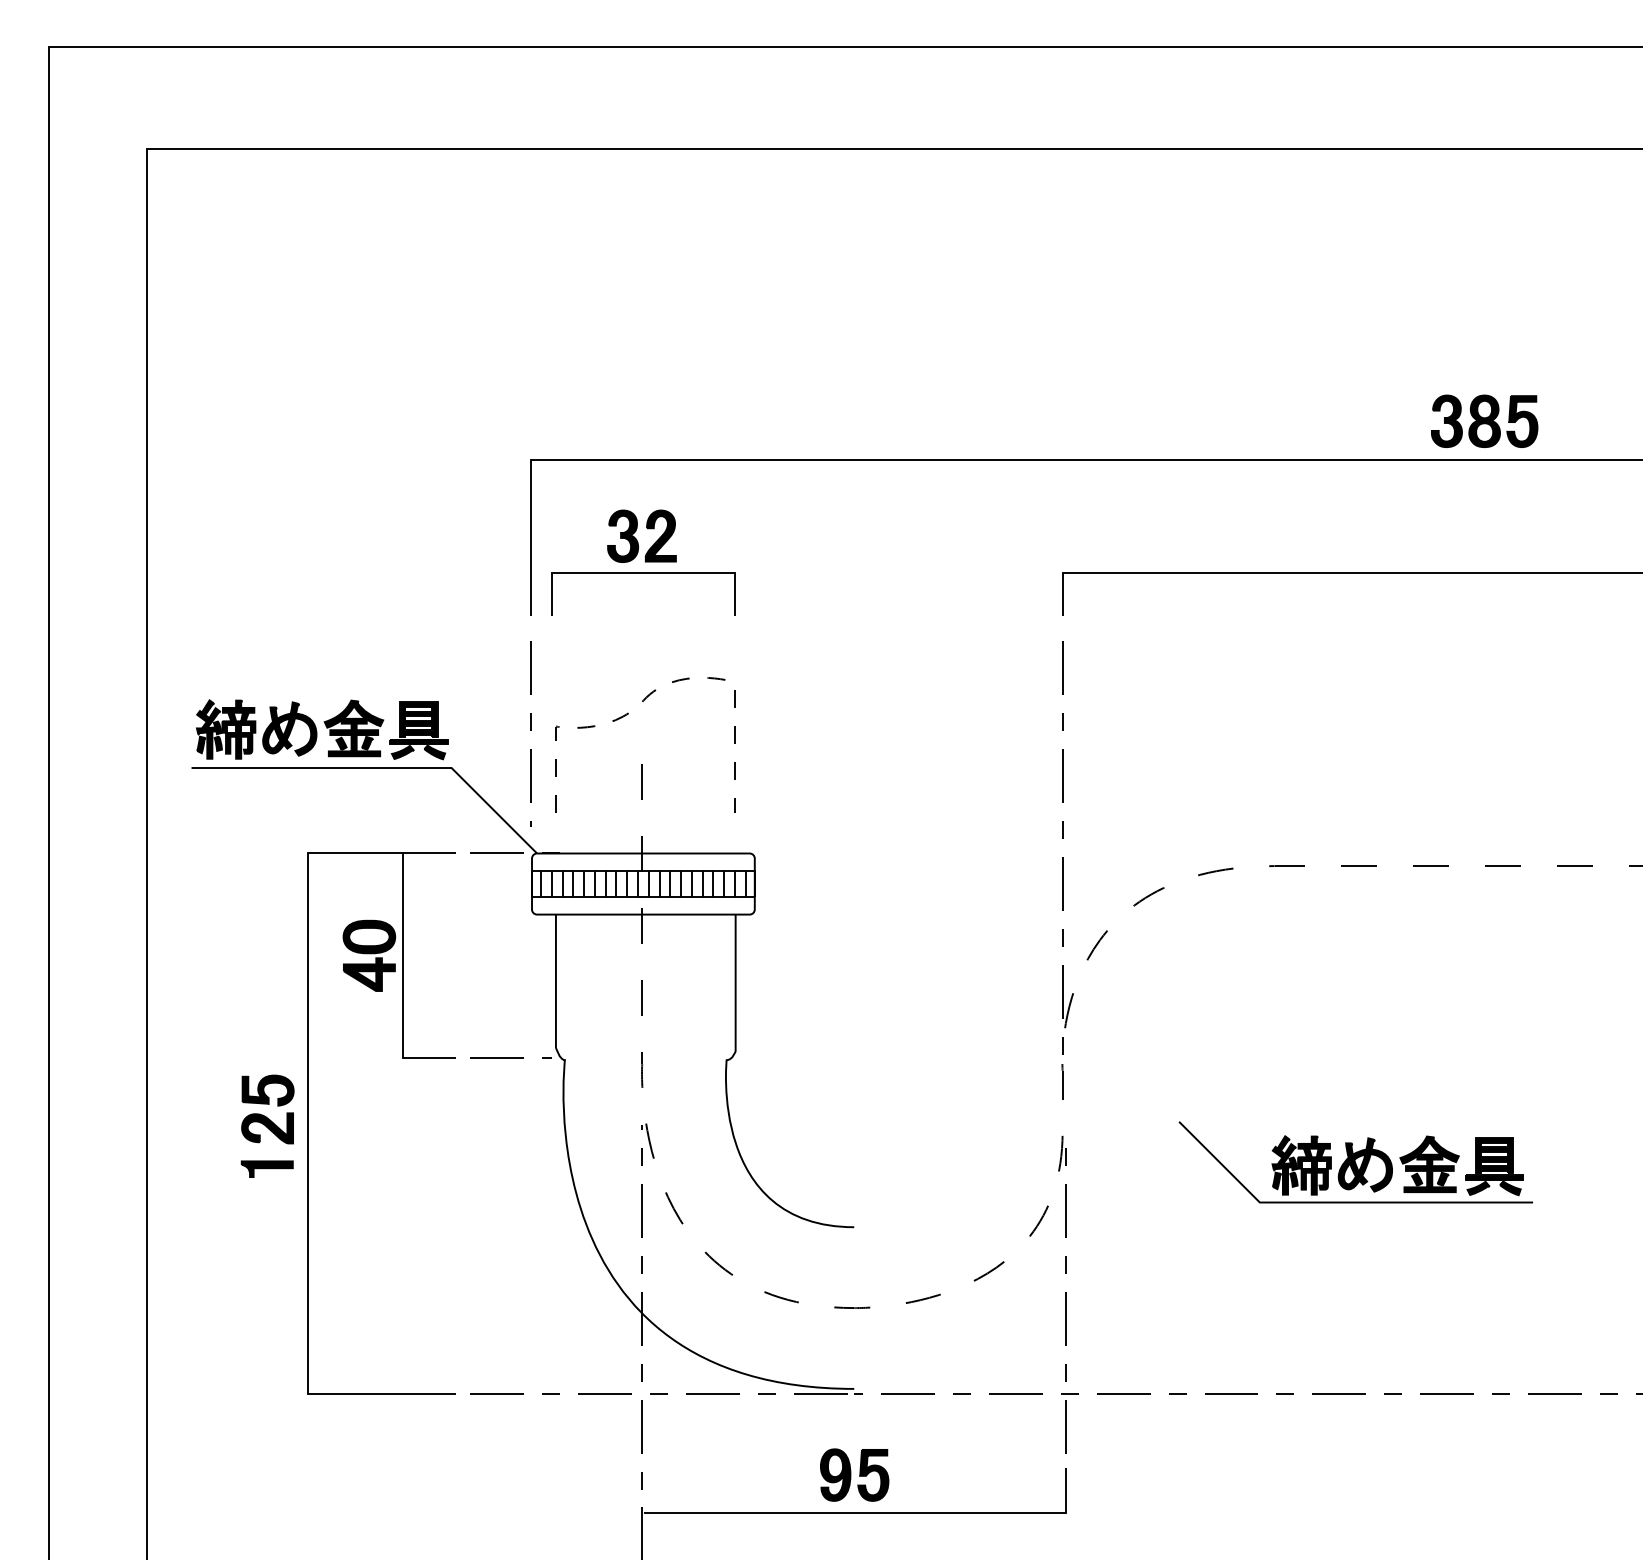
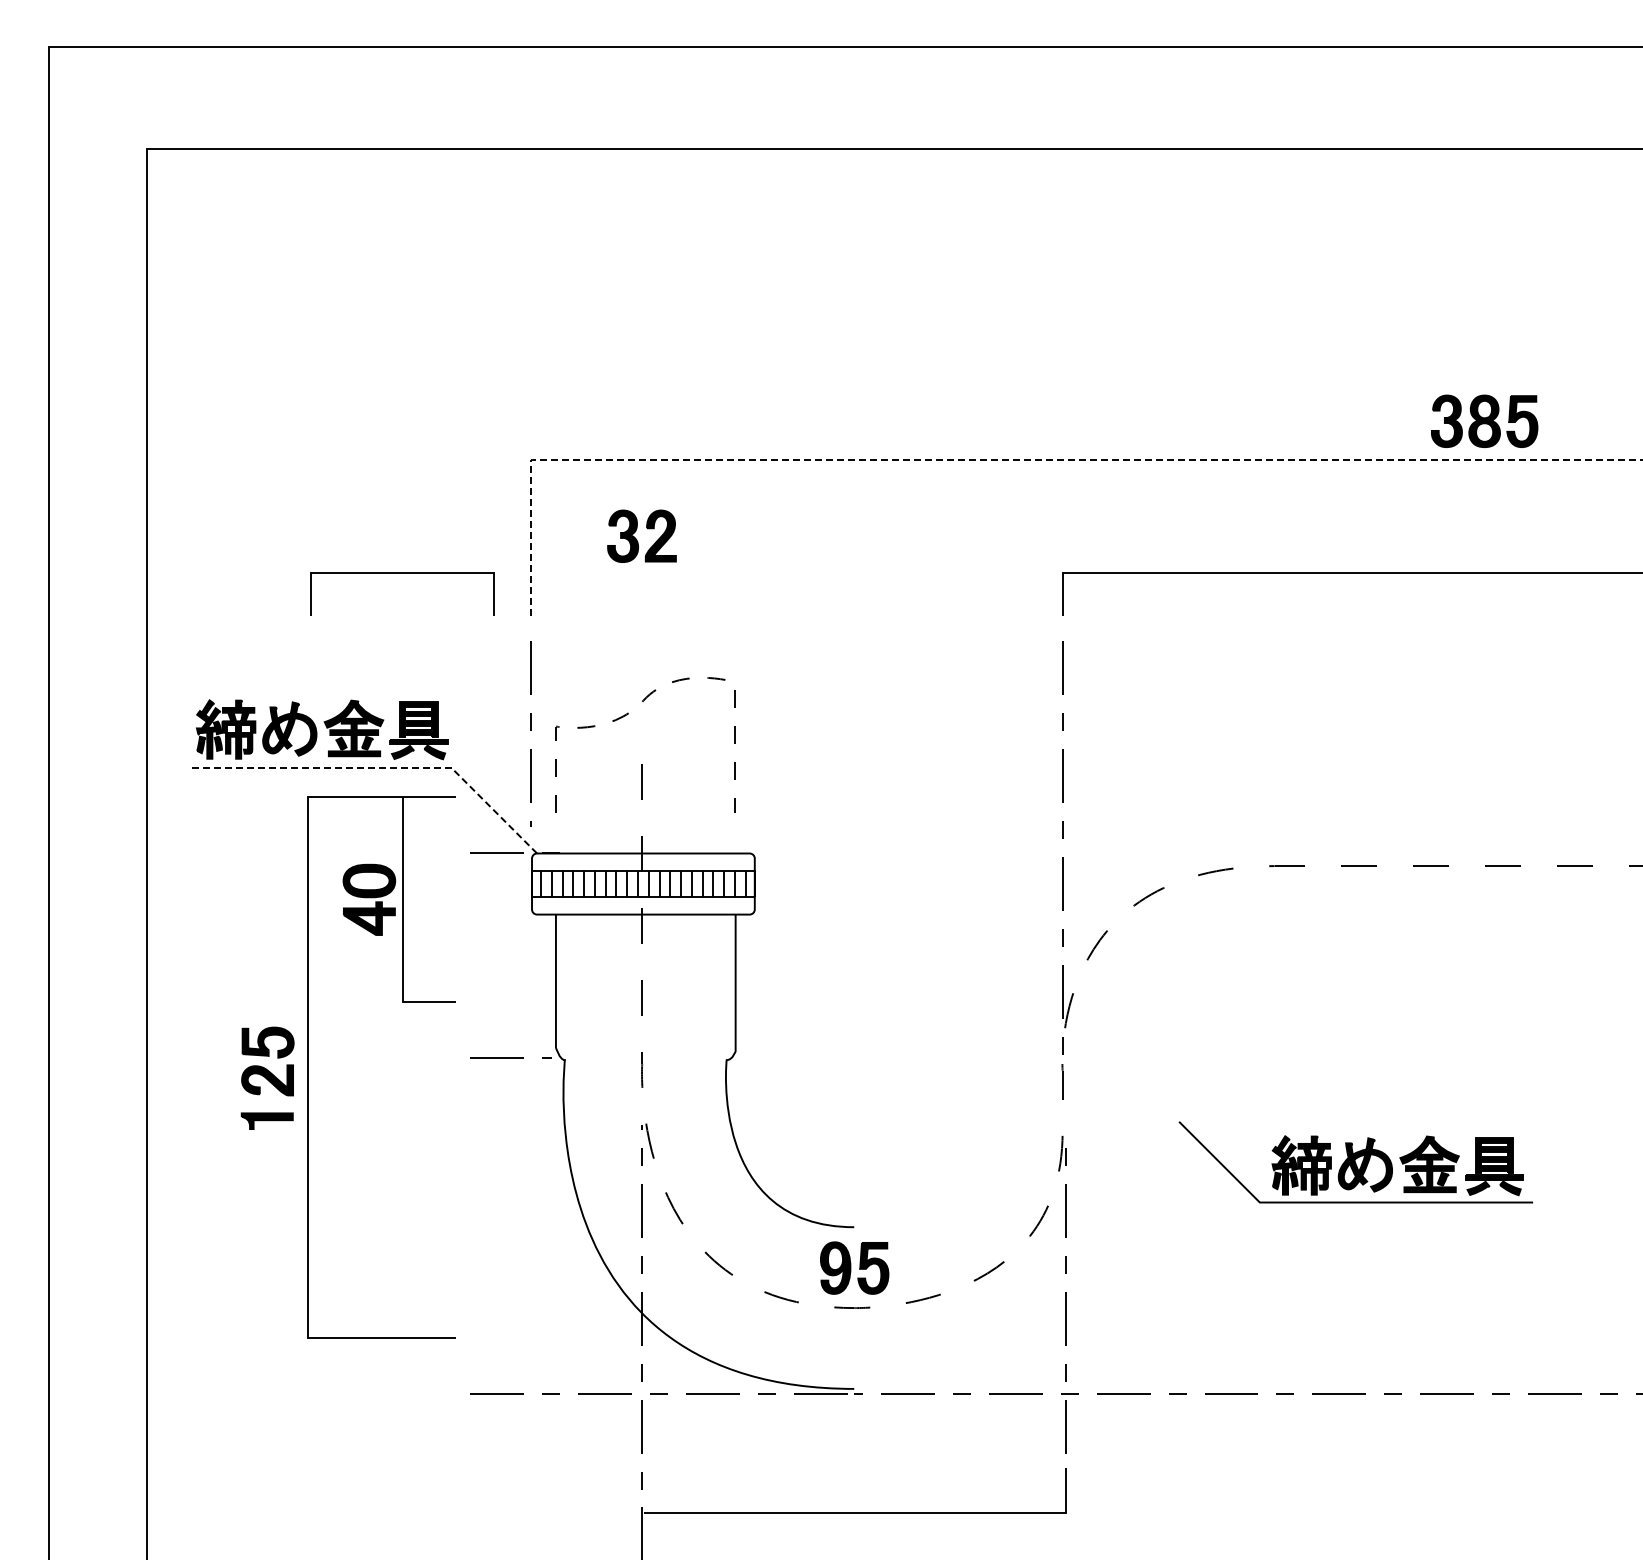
line: solid -> dashed (1007, 460)
line position: (643, 573) -> (402, 573) (402, 573)
line: solid -> dashed (381, 768)
part position: (402, 1058) -> (402, 1002) (402, 1002)
part position: (267, 1125) -> (267, 1077) (267, 1077)
part position: (854, 1474) -> (854, 1267) (854, 1267)
